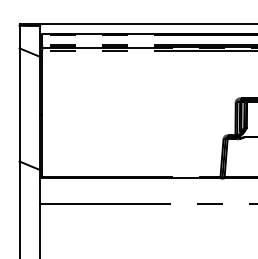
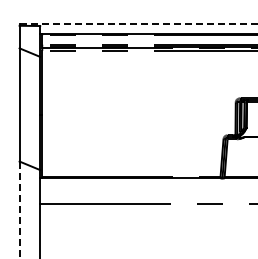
line: solid -> dashed (138, 24)
line: solid -> dashed (19, 210)
